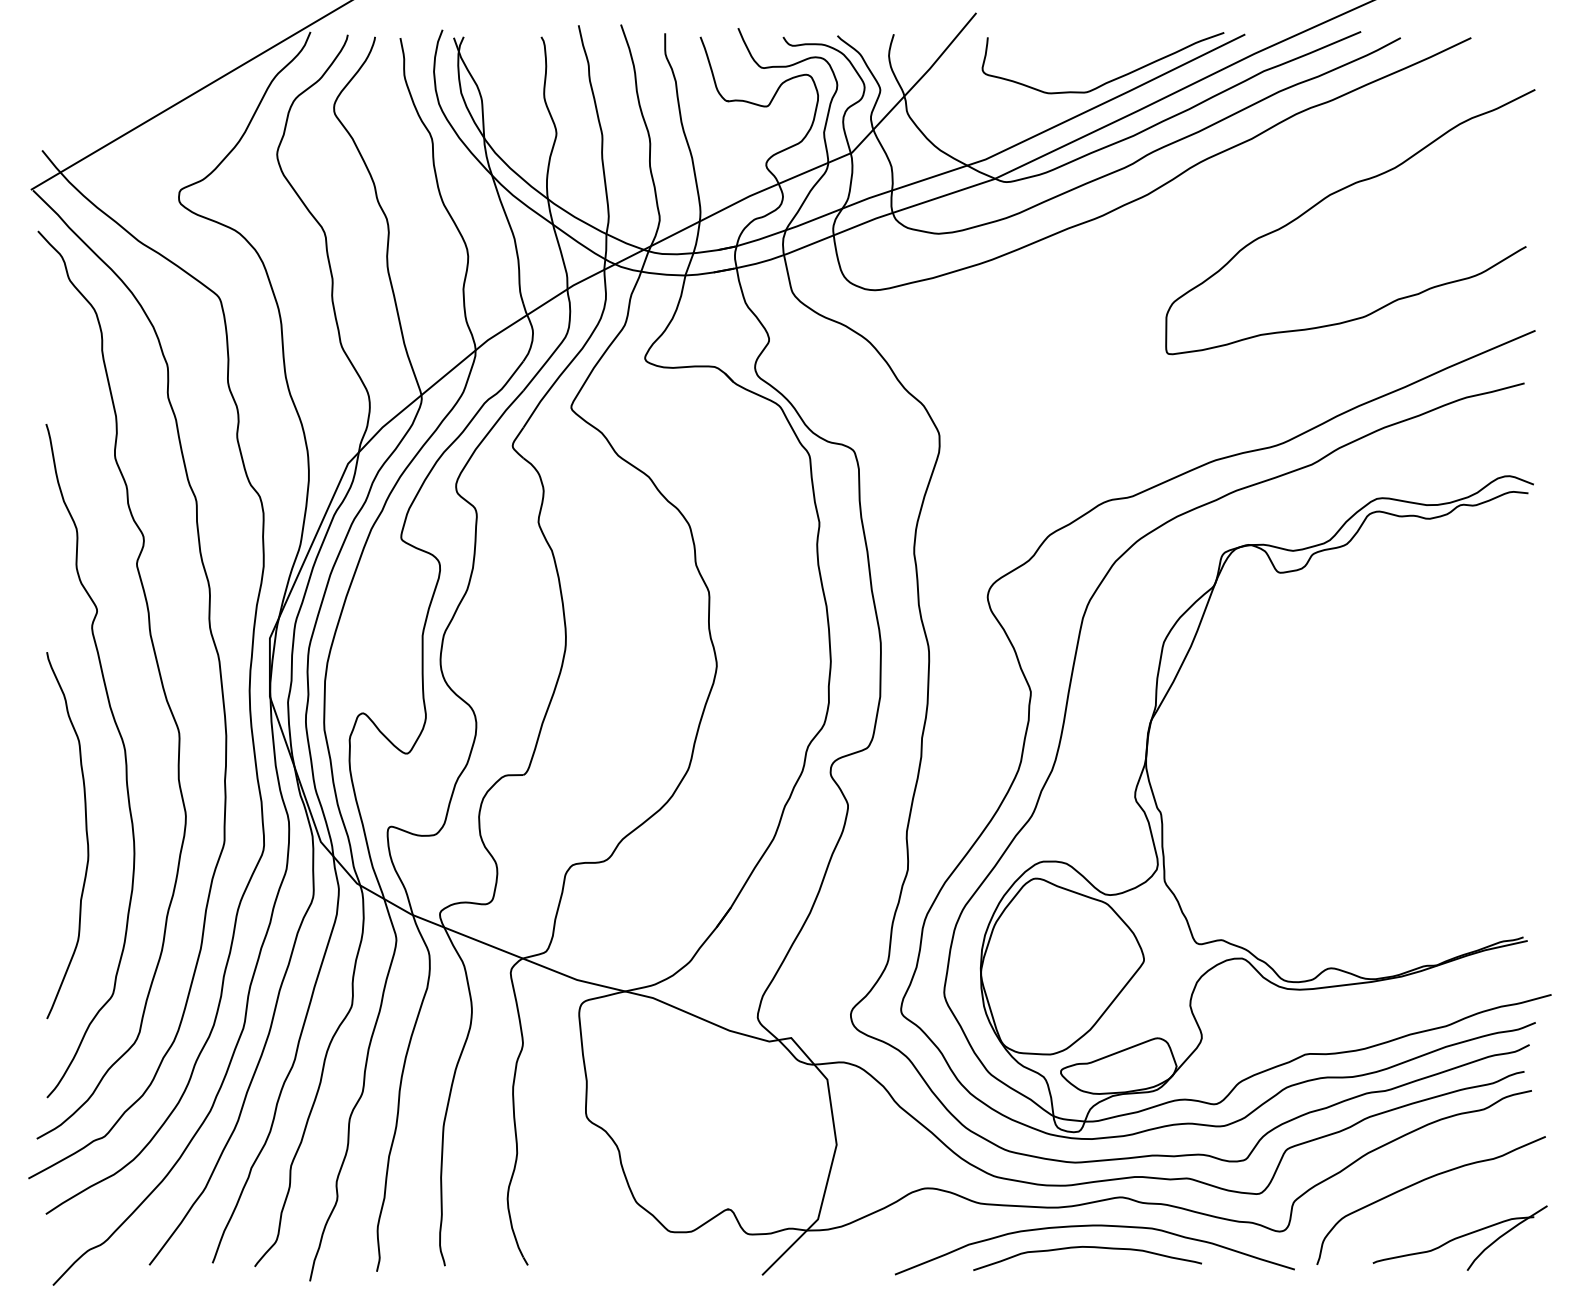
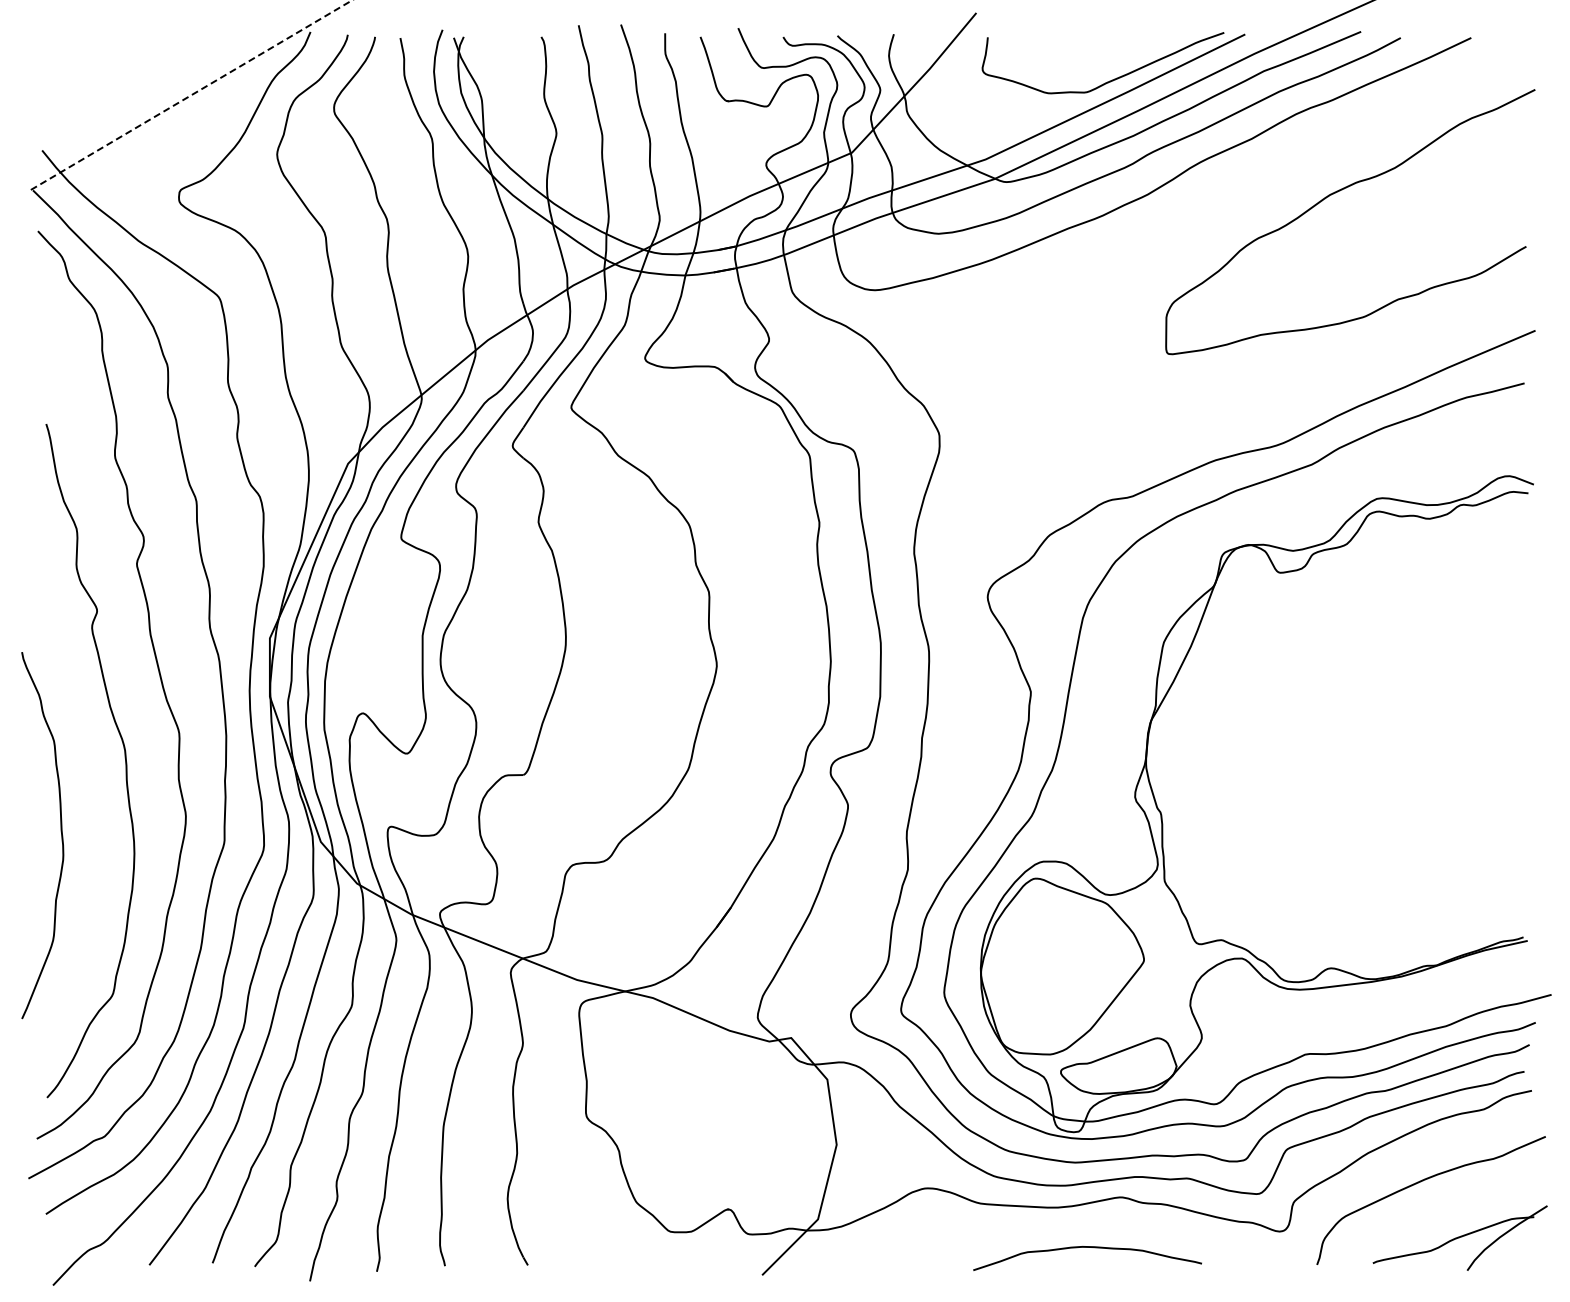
line: solid -> dashed (191, 95)
curve position: (85, 831) -> (60, 831) (60, 831)
curve: present -> none (1094, 1226)
